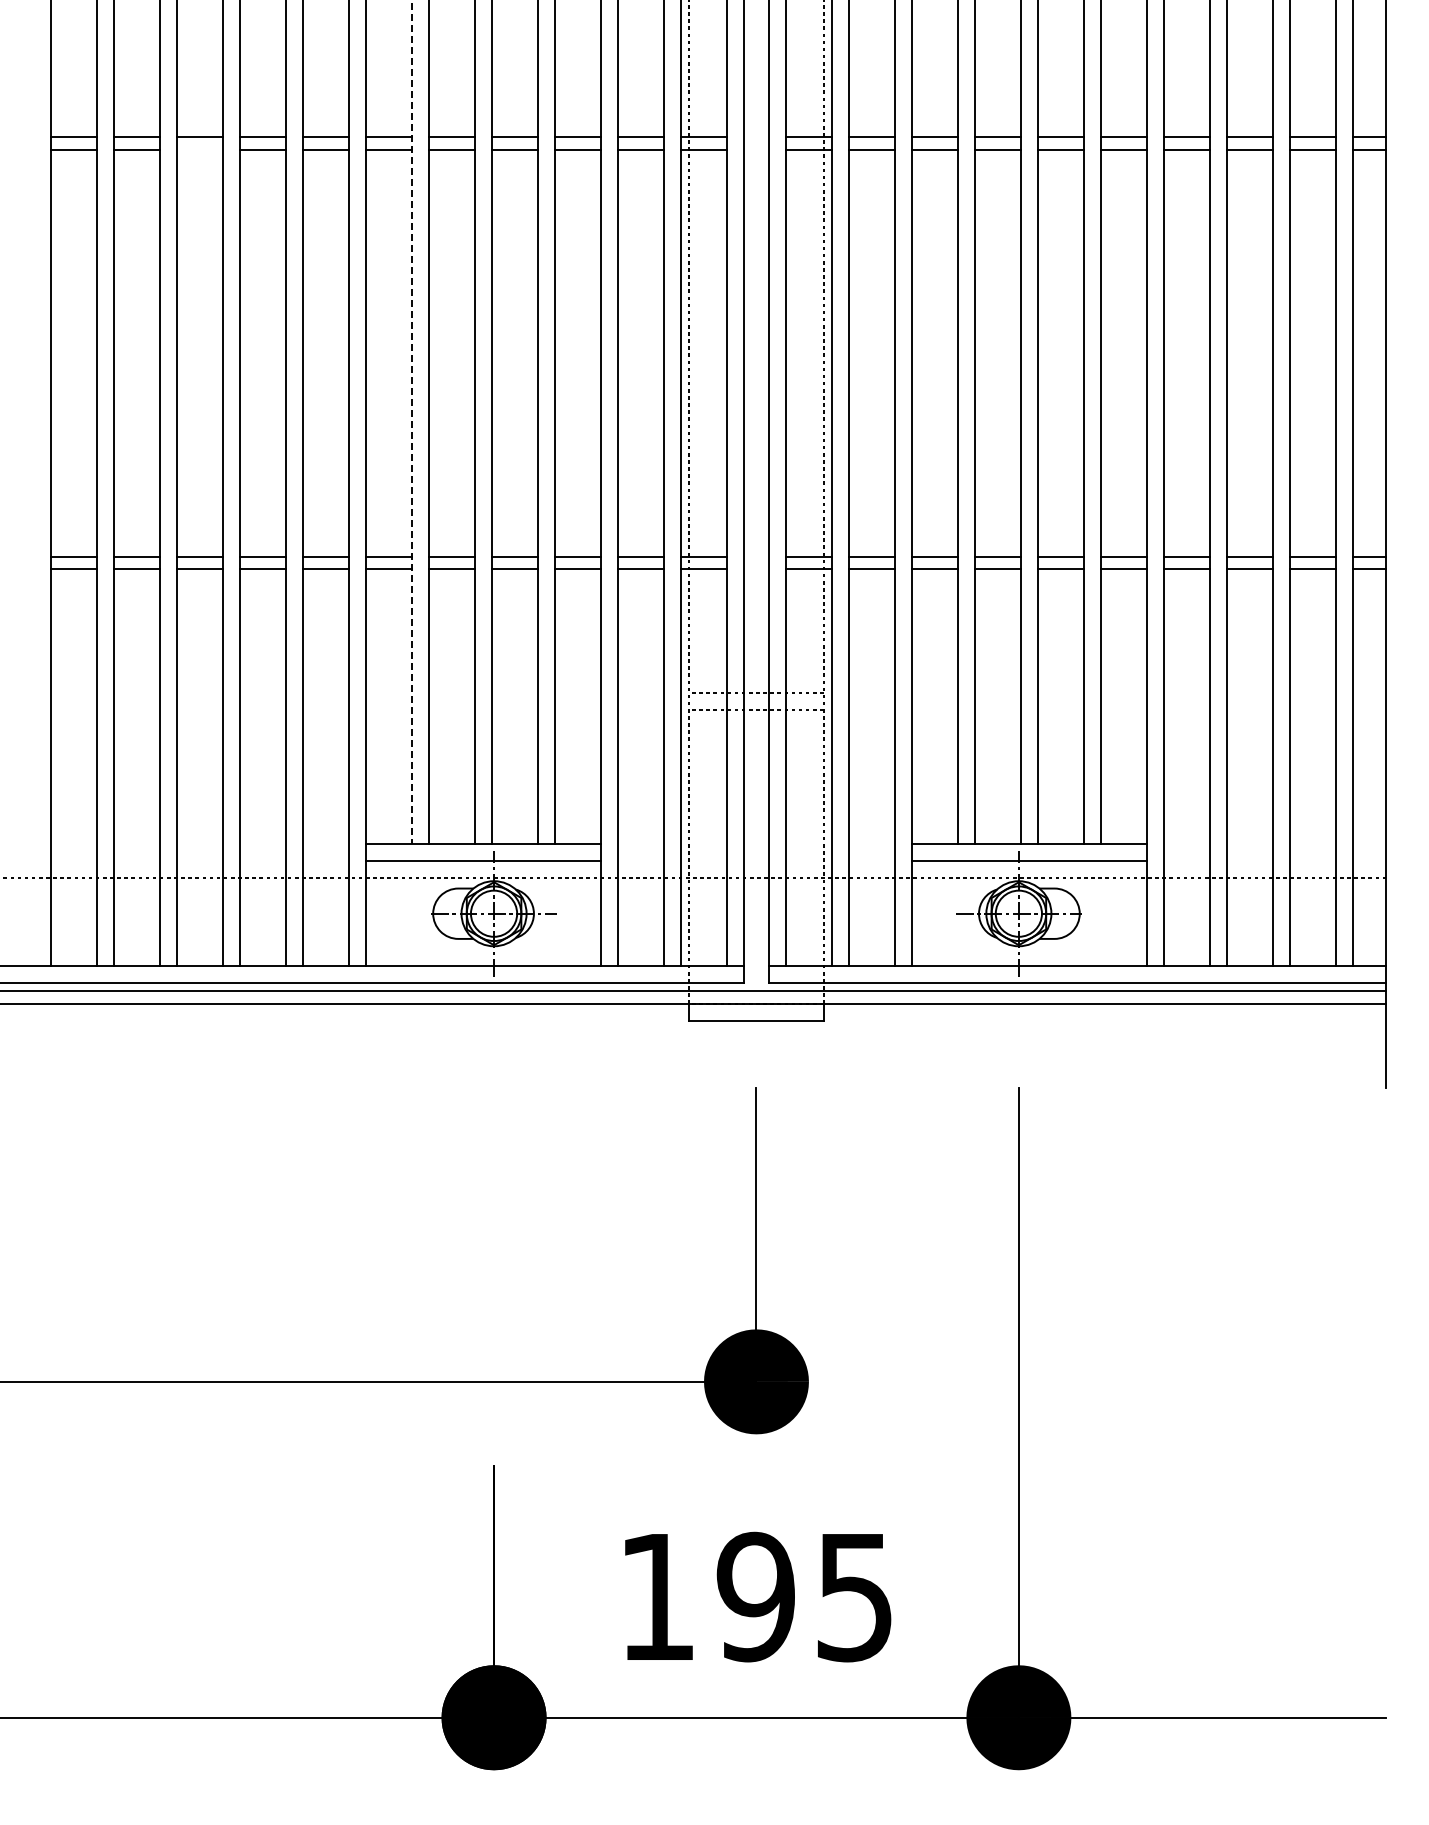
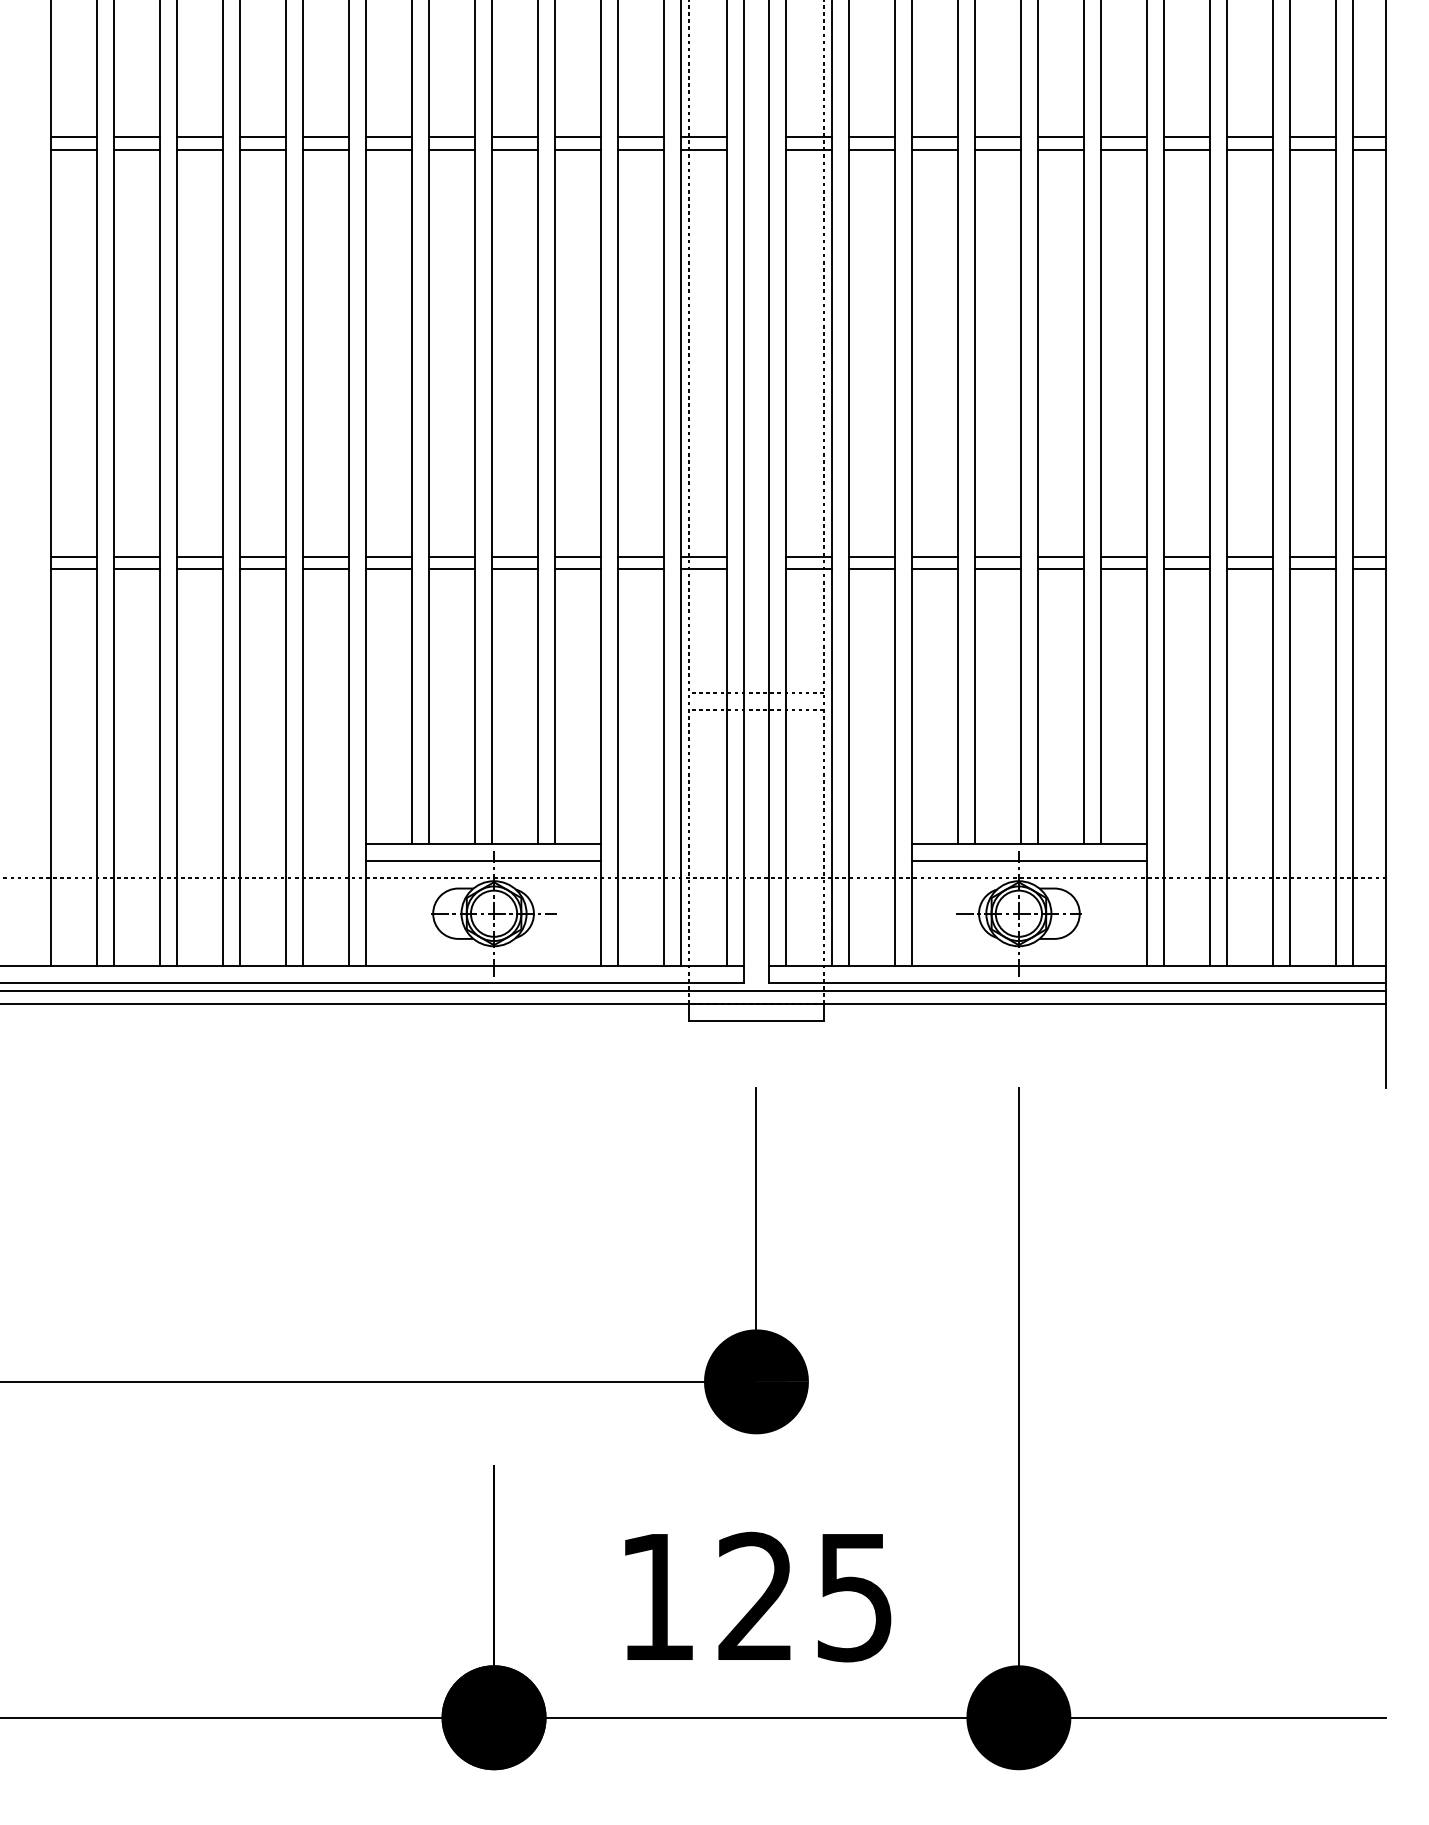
line: none -> present (200, 149)
line: dashed -> solid (412, 422)
text: 195 -> 125 (755, 1596)
